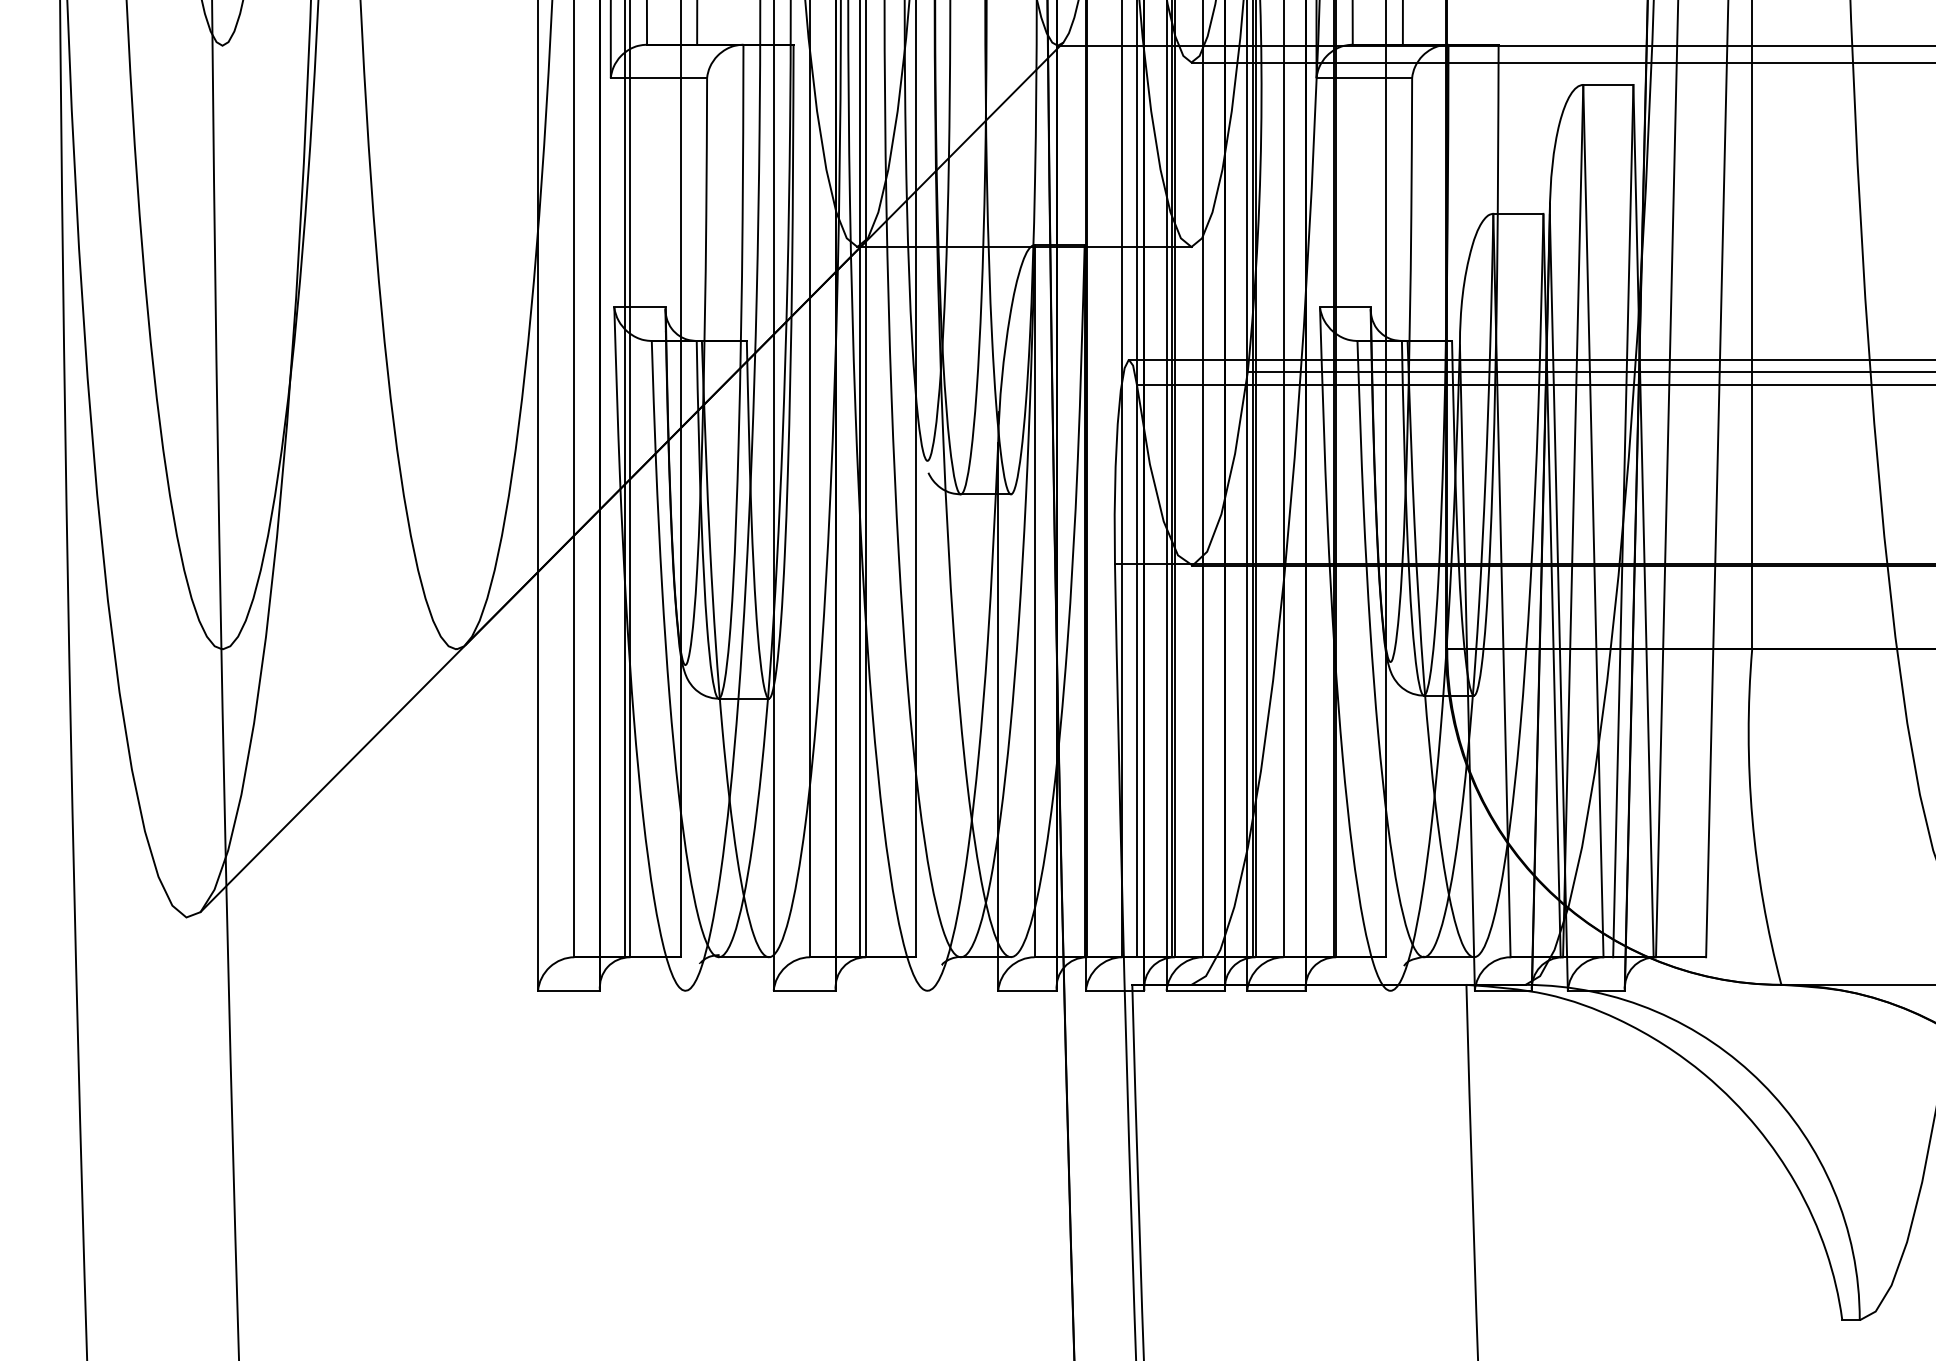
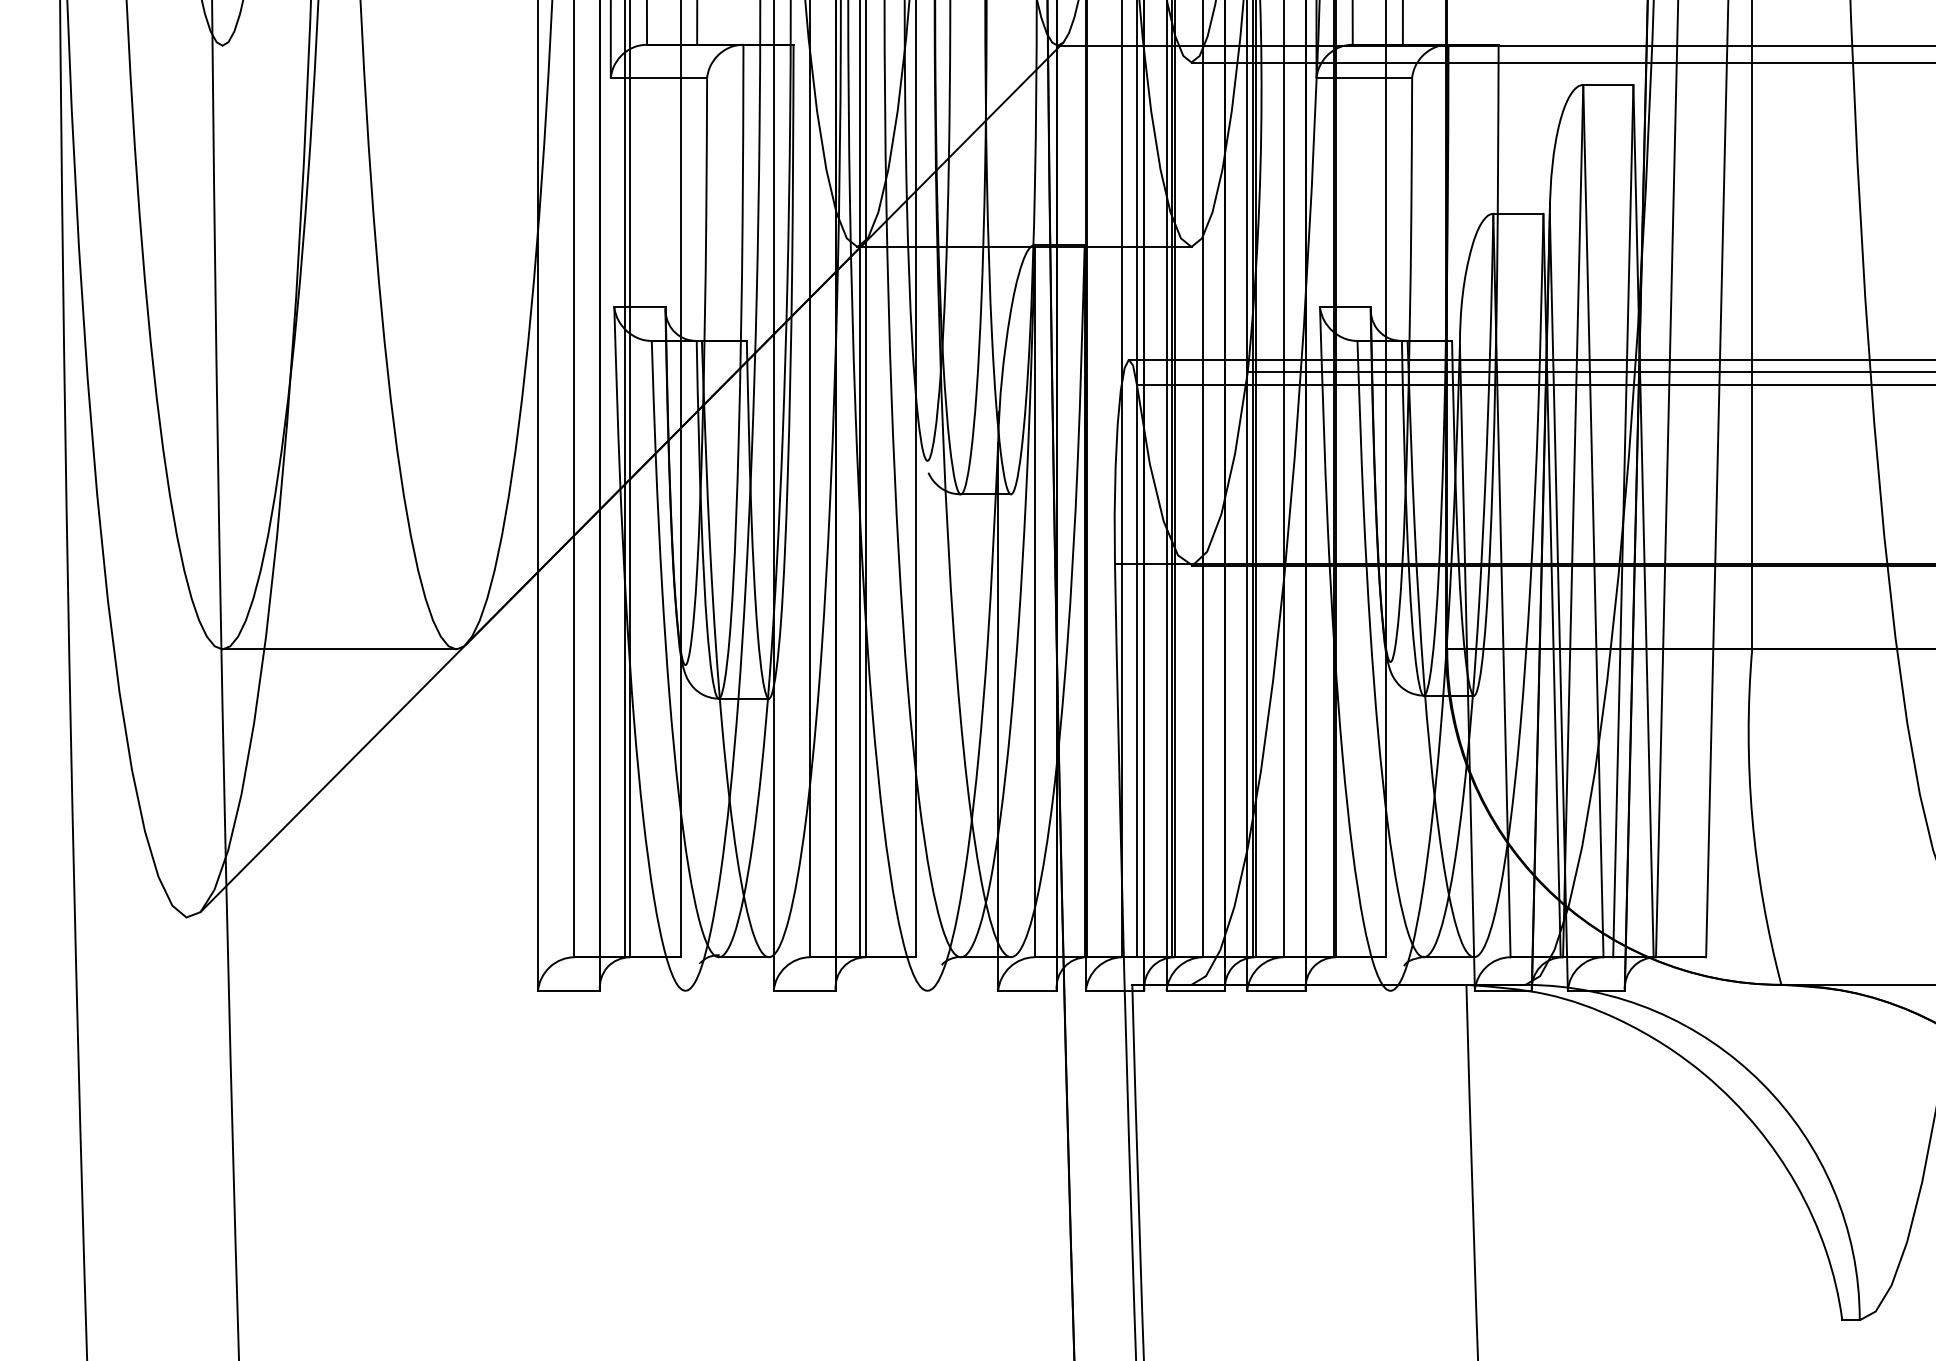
line: none -> present (339, 649)
